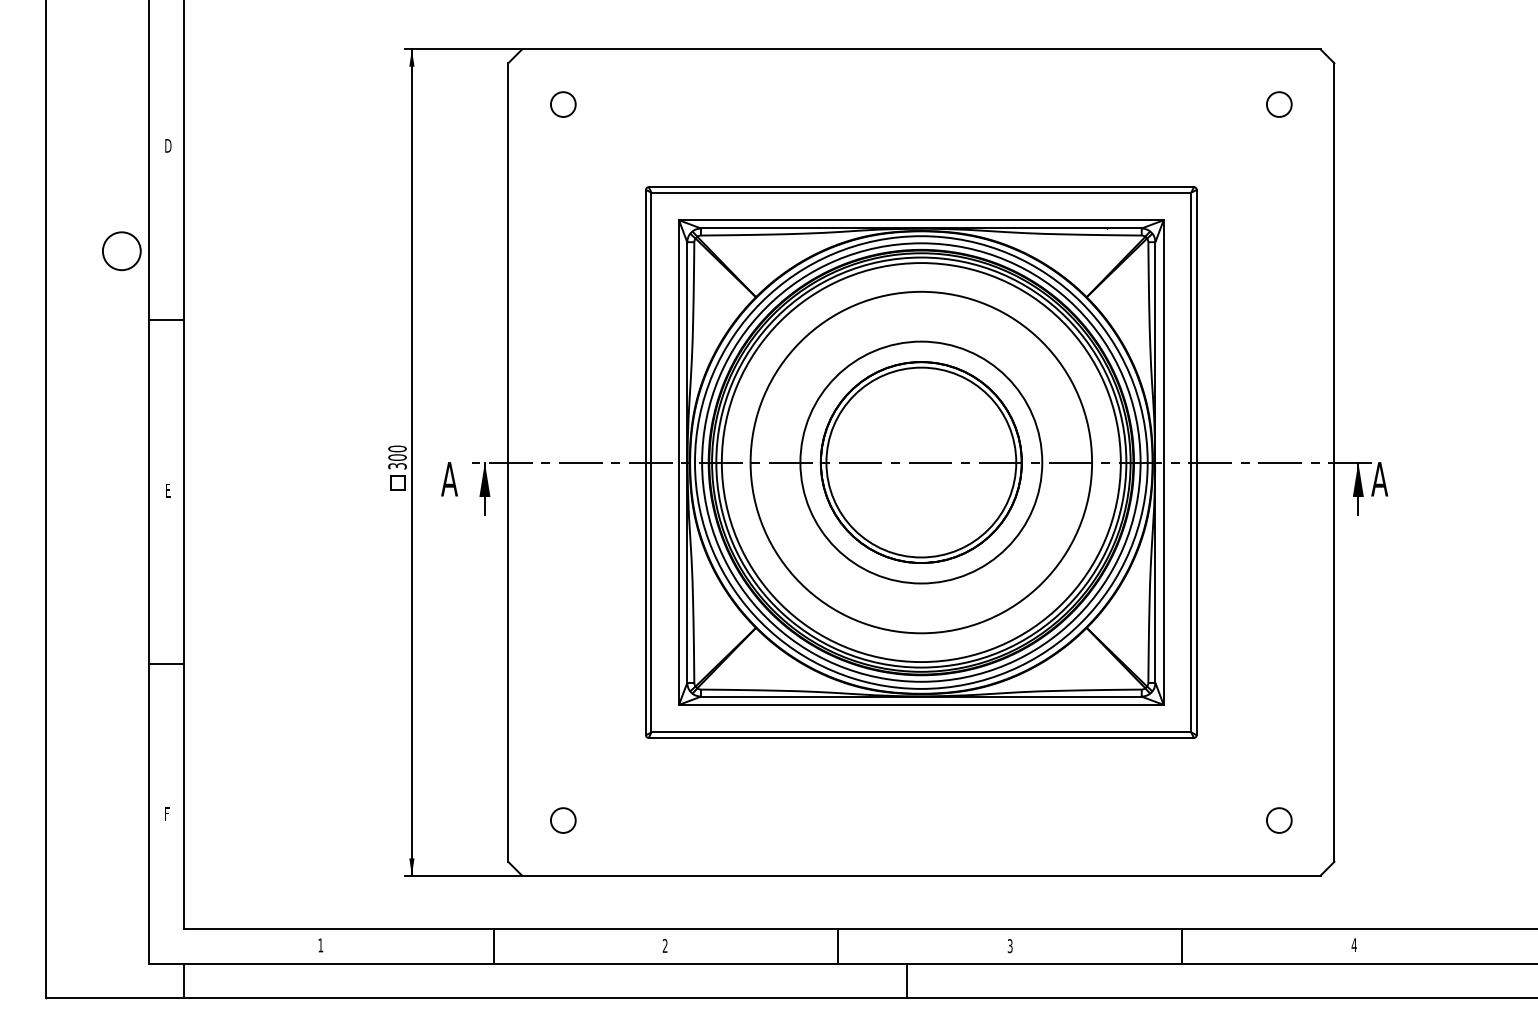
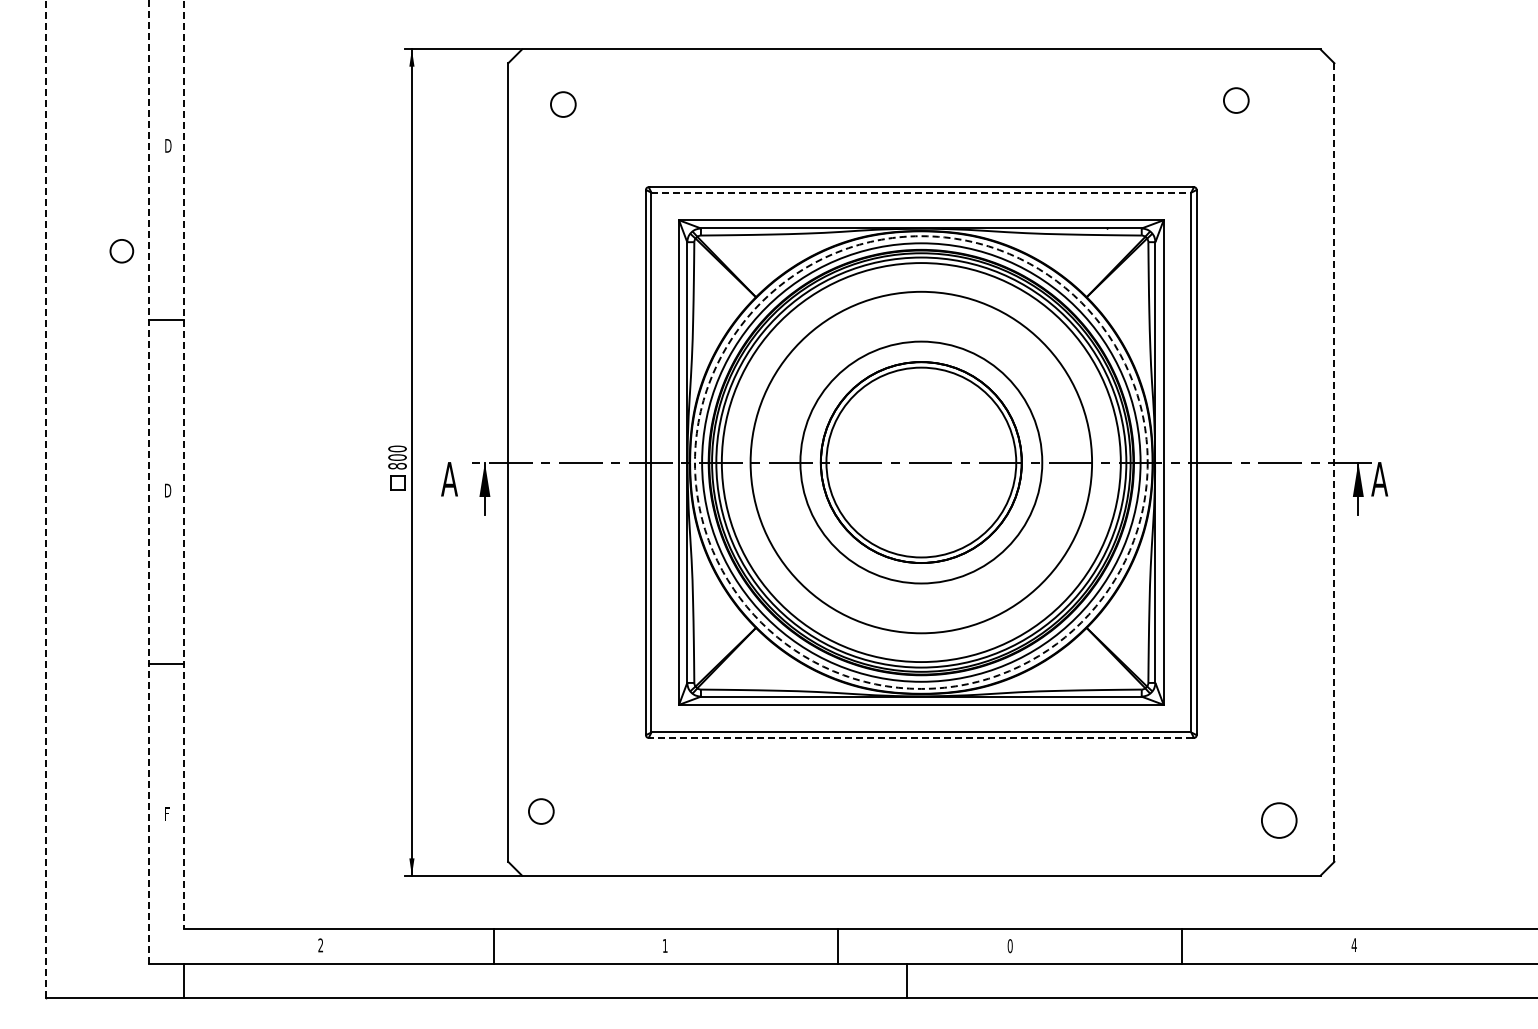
circle position: (1279, 104) -> (1236, 100) (1236, 100)
line: solid -> dashed (921, 192)
circle diameter: 38 px -> 23 px (121, 250)
circle: solid -> dashed (920, 462)
line: solid -> dashed (1334, 463)
line: solid -> dashed (183, 465)
text: 300 -> 800 (397, 465)
line: solid -> dashed (149, 482)
text: E -> D (168, 490)
line: solid -> dashed (46, 499)
line: solid -> dashed (920, 737)
circle position: (563, 820) -> (541, 811) (541, 811)
circle size: 27x27 px -> 37x37 px (1279, 820)
text: 1 -> 2 (320, 945)
text: 2 -> 1 (664, 945)
text: 3 -> 0 (1009, 946)
